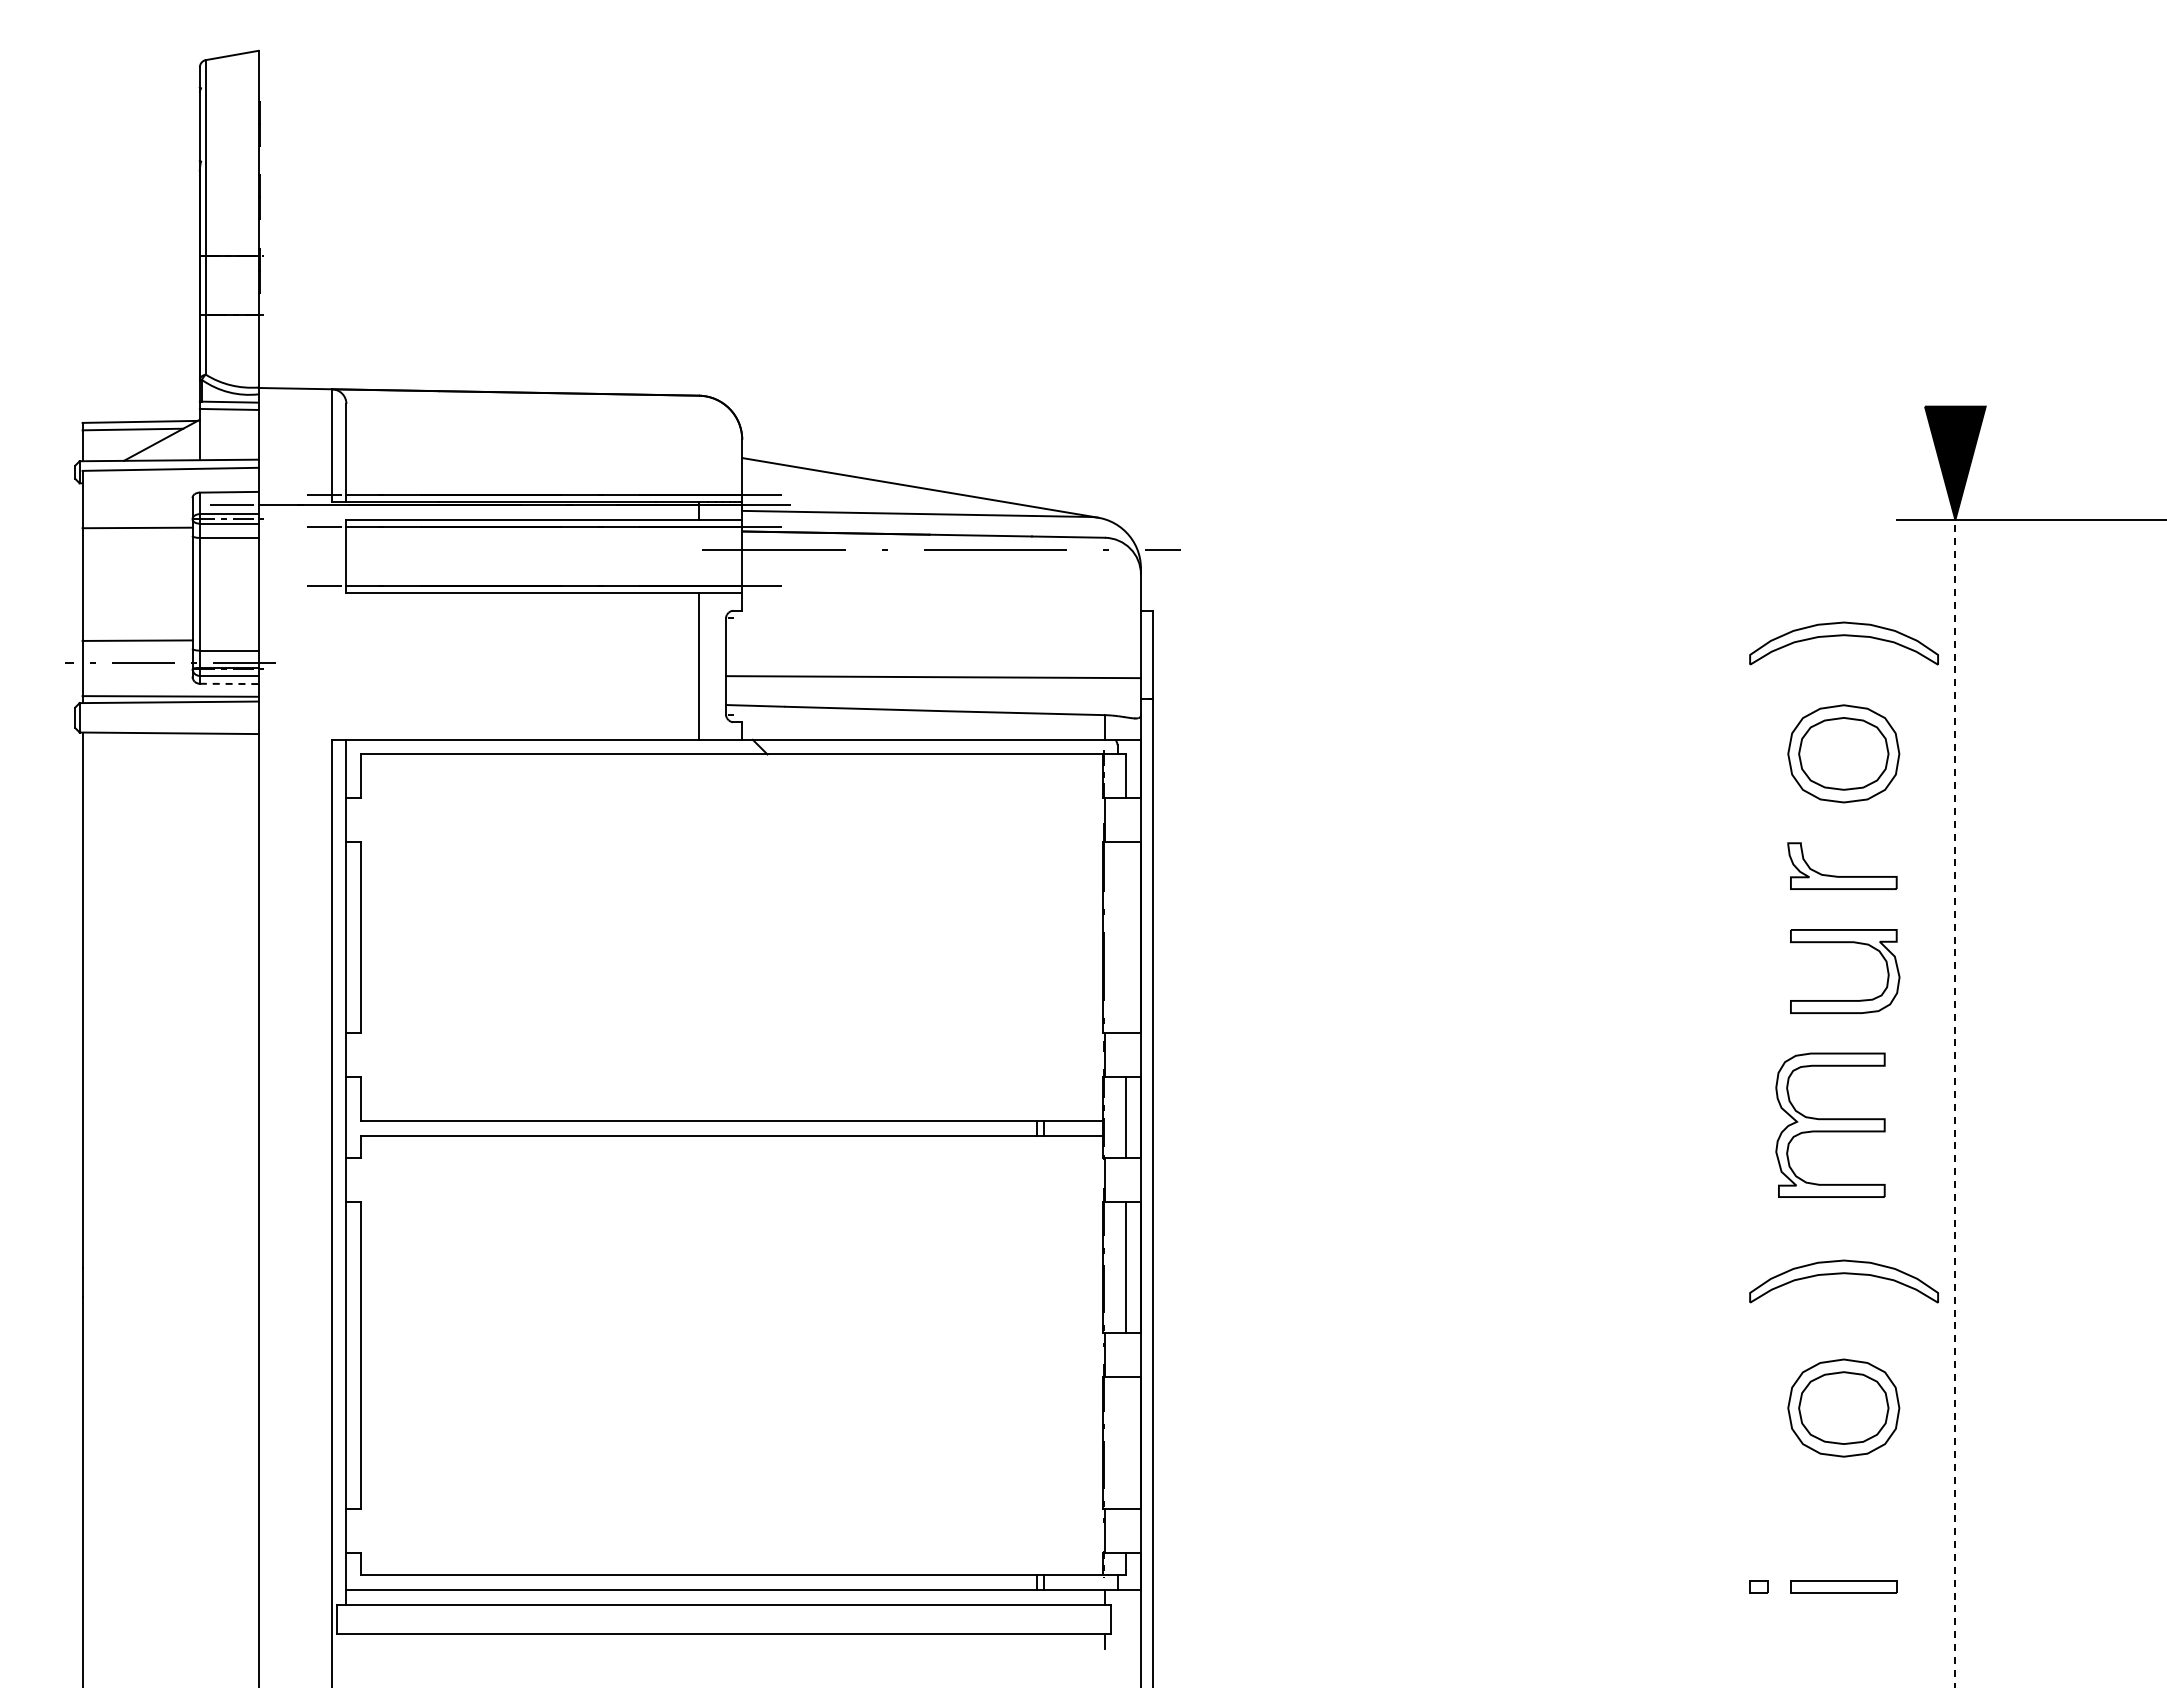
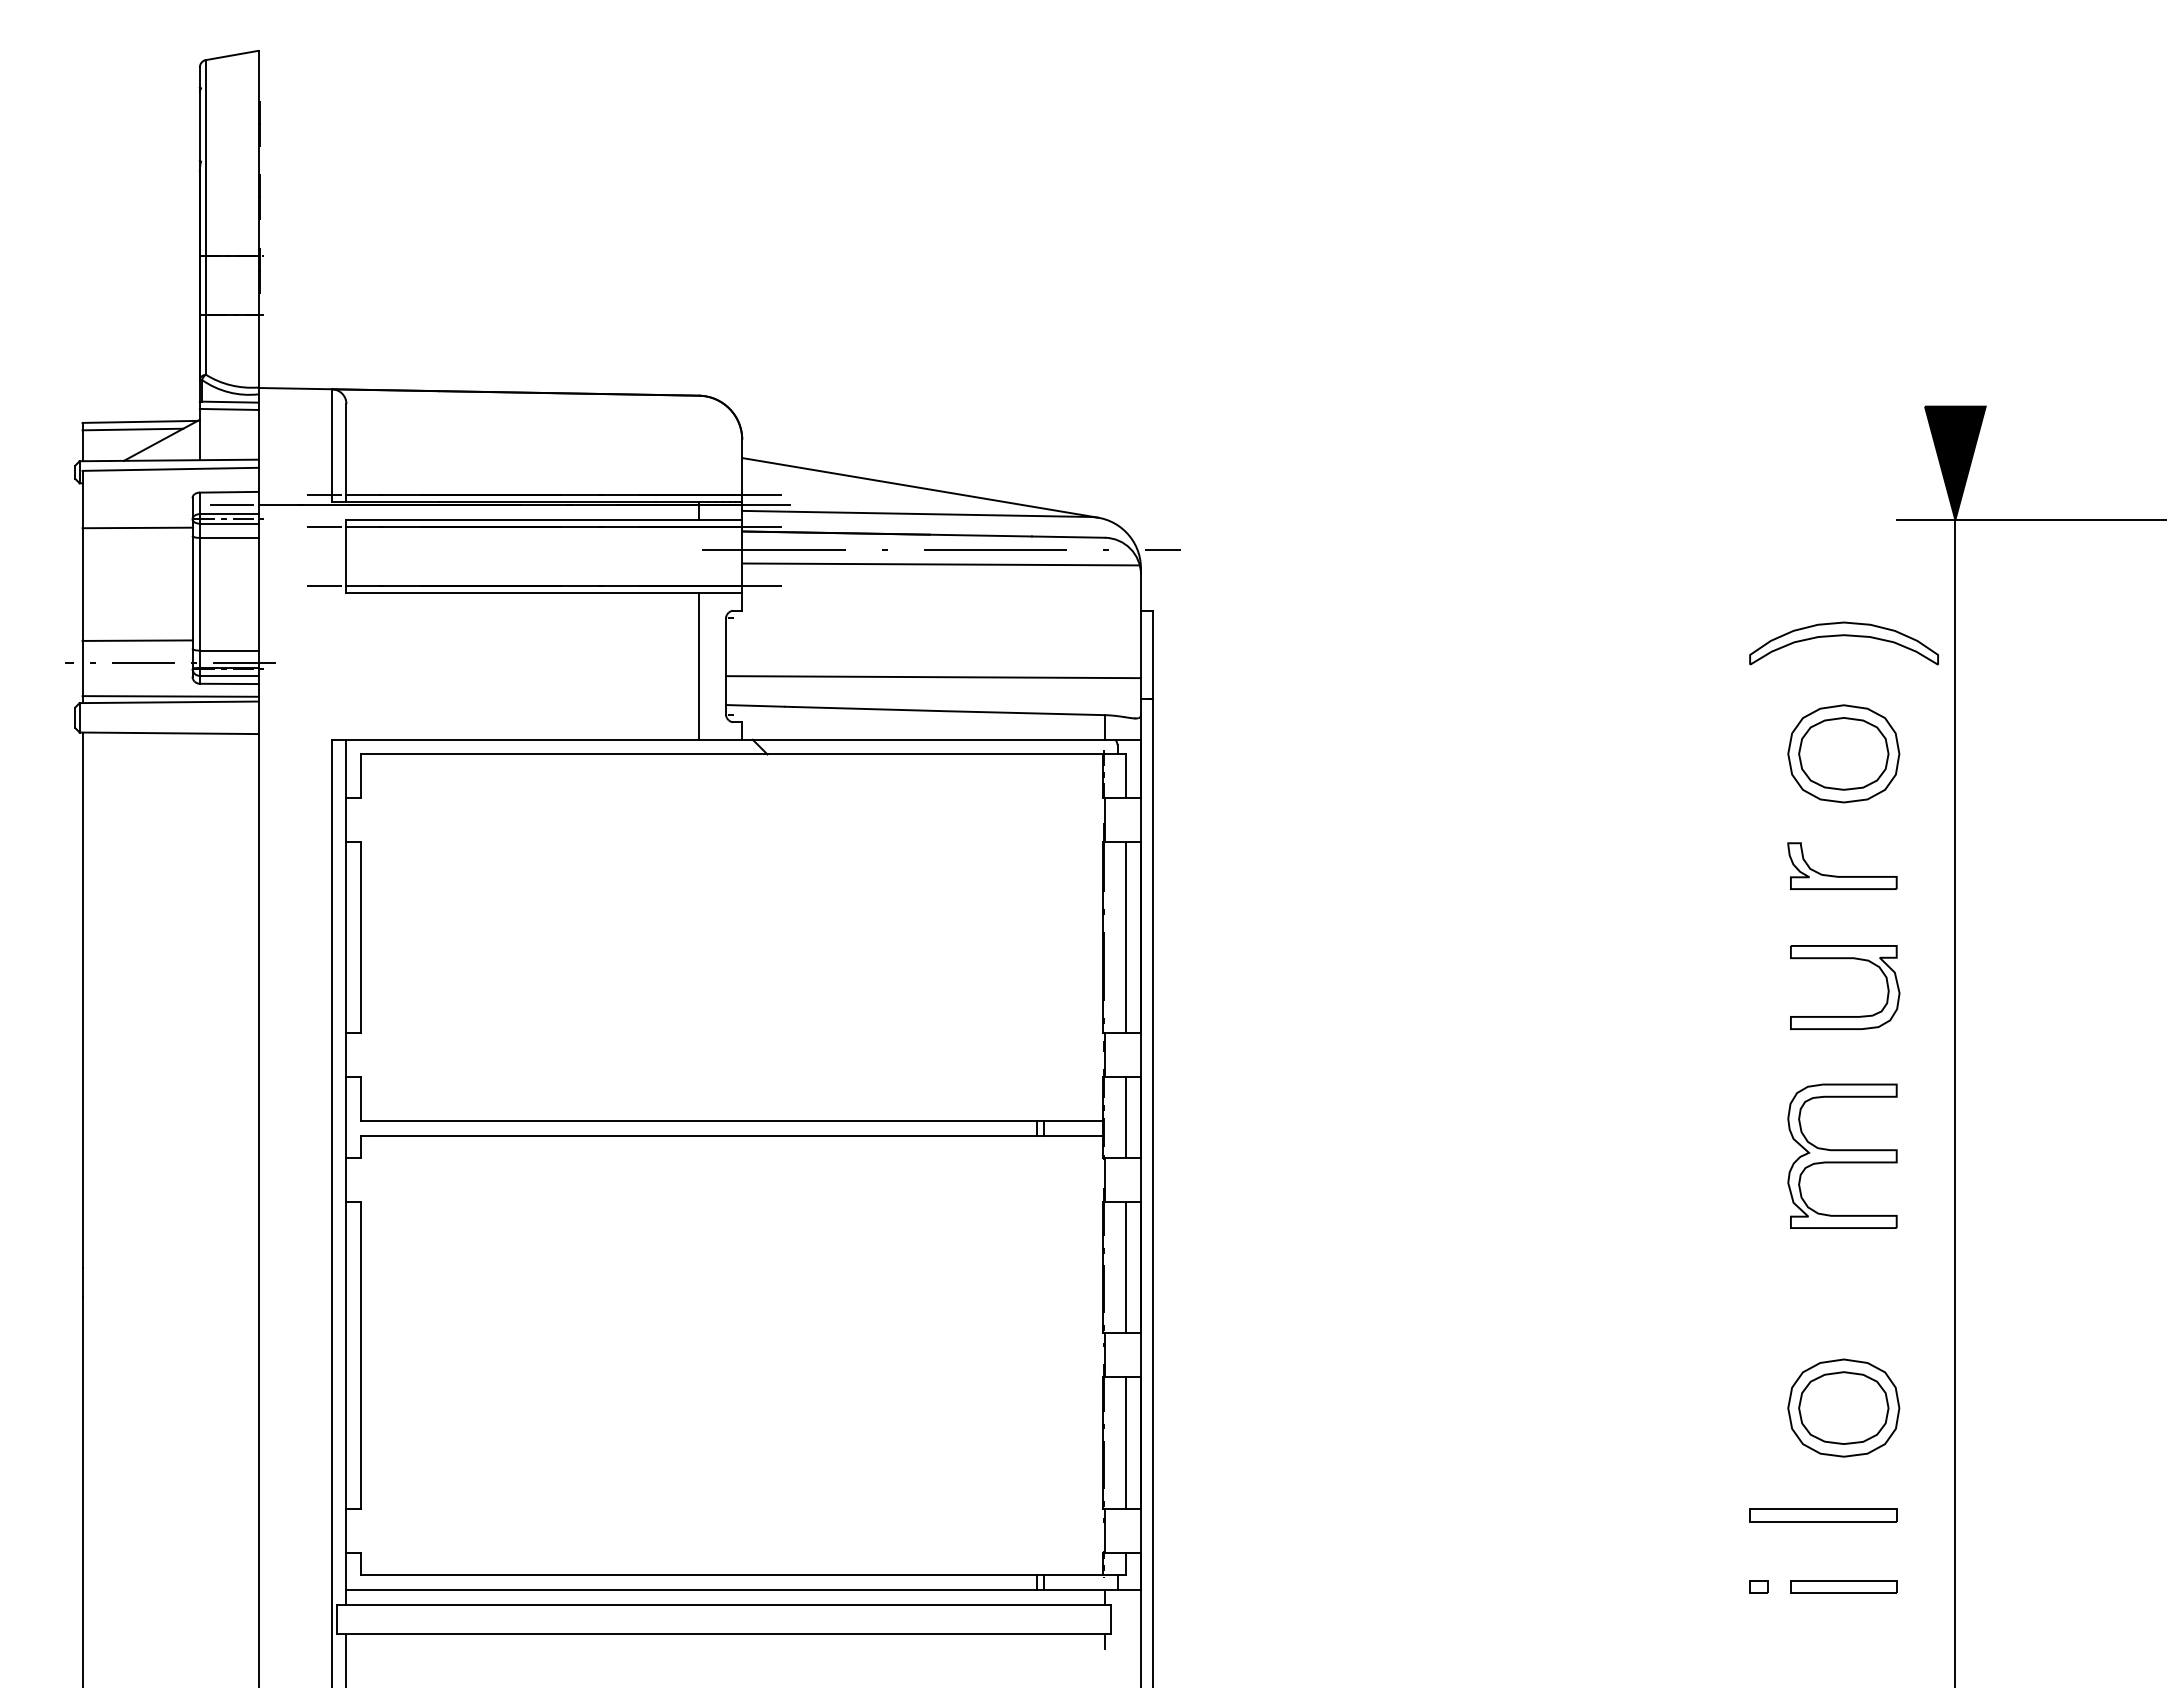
line: none -> present (940, 564)
line: dashed -> solid (229, 683)
line: none -> present (1126, 937)
part position: (1845, 943) -> (1845, 959) (1845, 959)
line: dashed -> solid (1955, 1103)
part position: (1830, 1124) -> (1842, 1155) (1842, 1155)
part: present -> none (1843, 1274)
line: none -> present (1126, 1443)
part: none -> present (1823, 1515)
line: none -> present (346, 1658)
